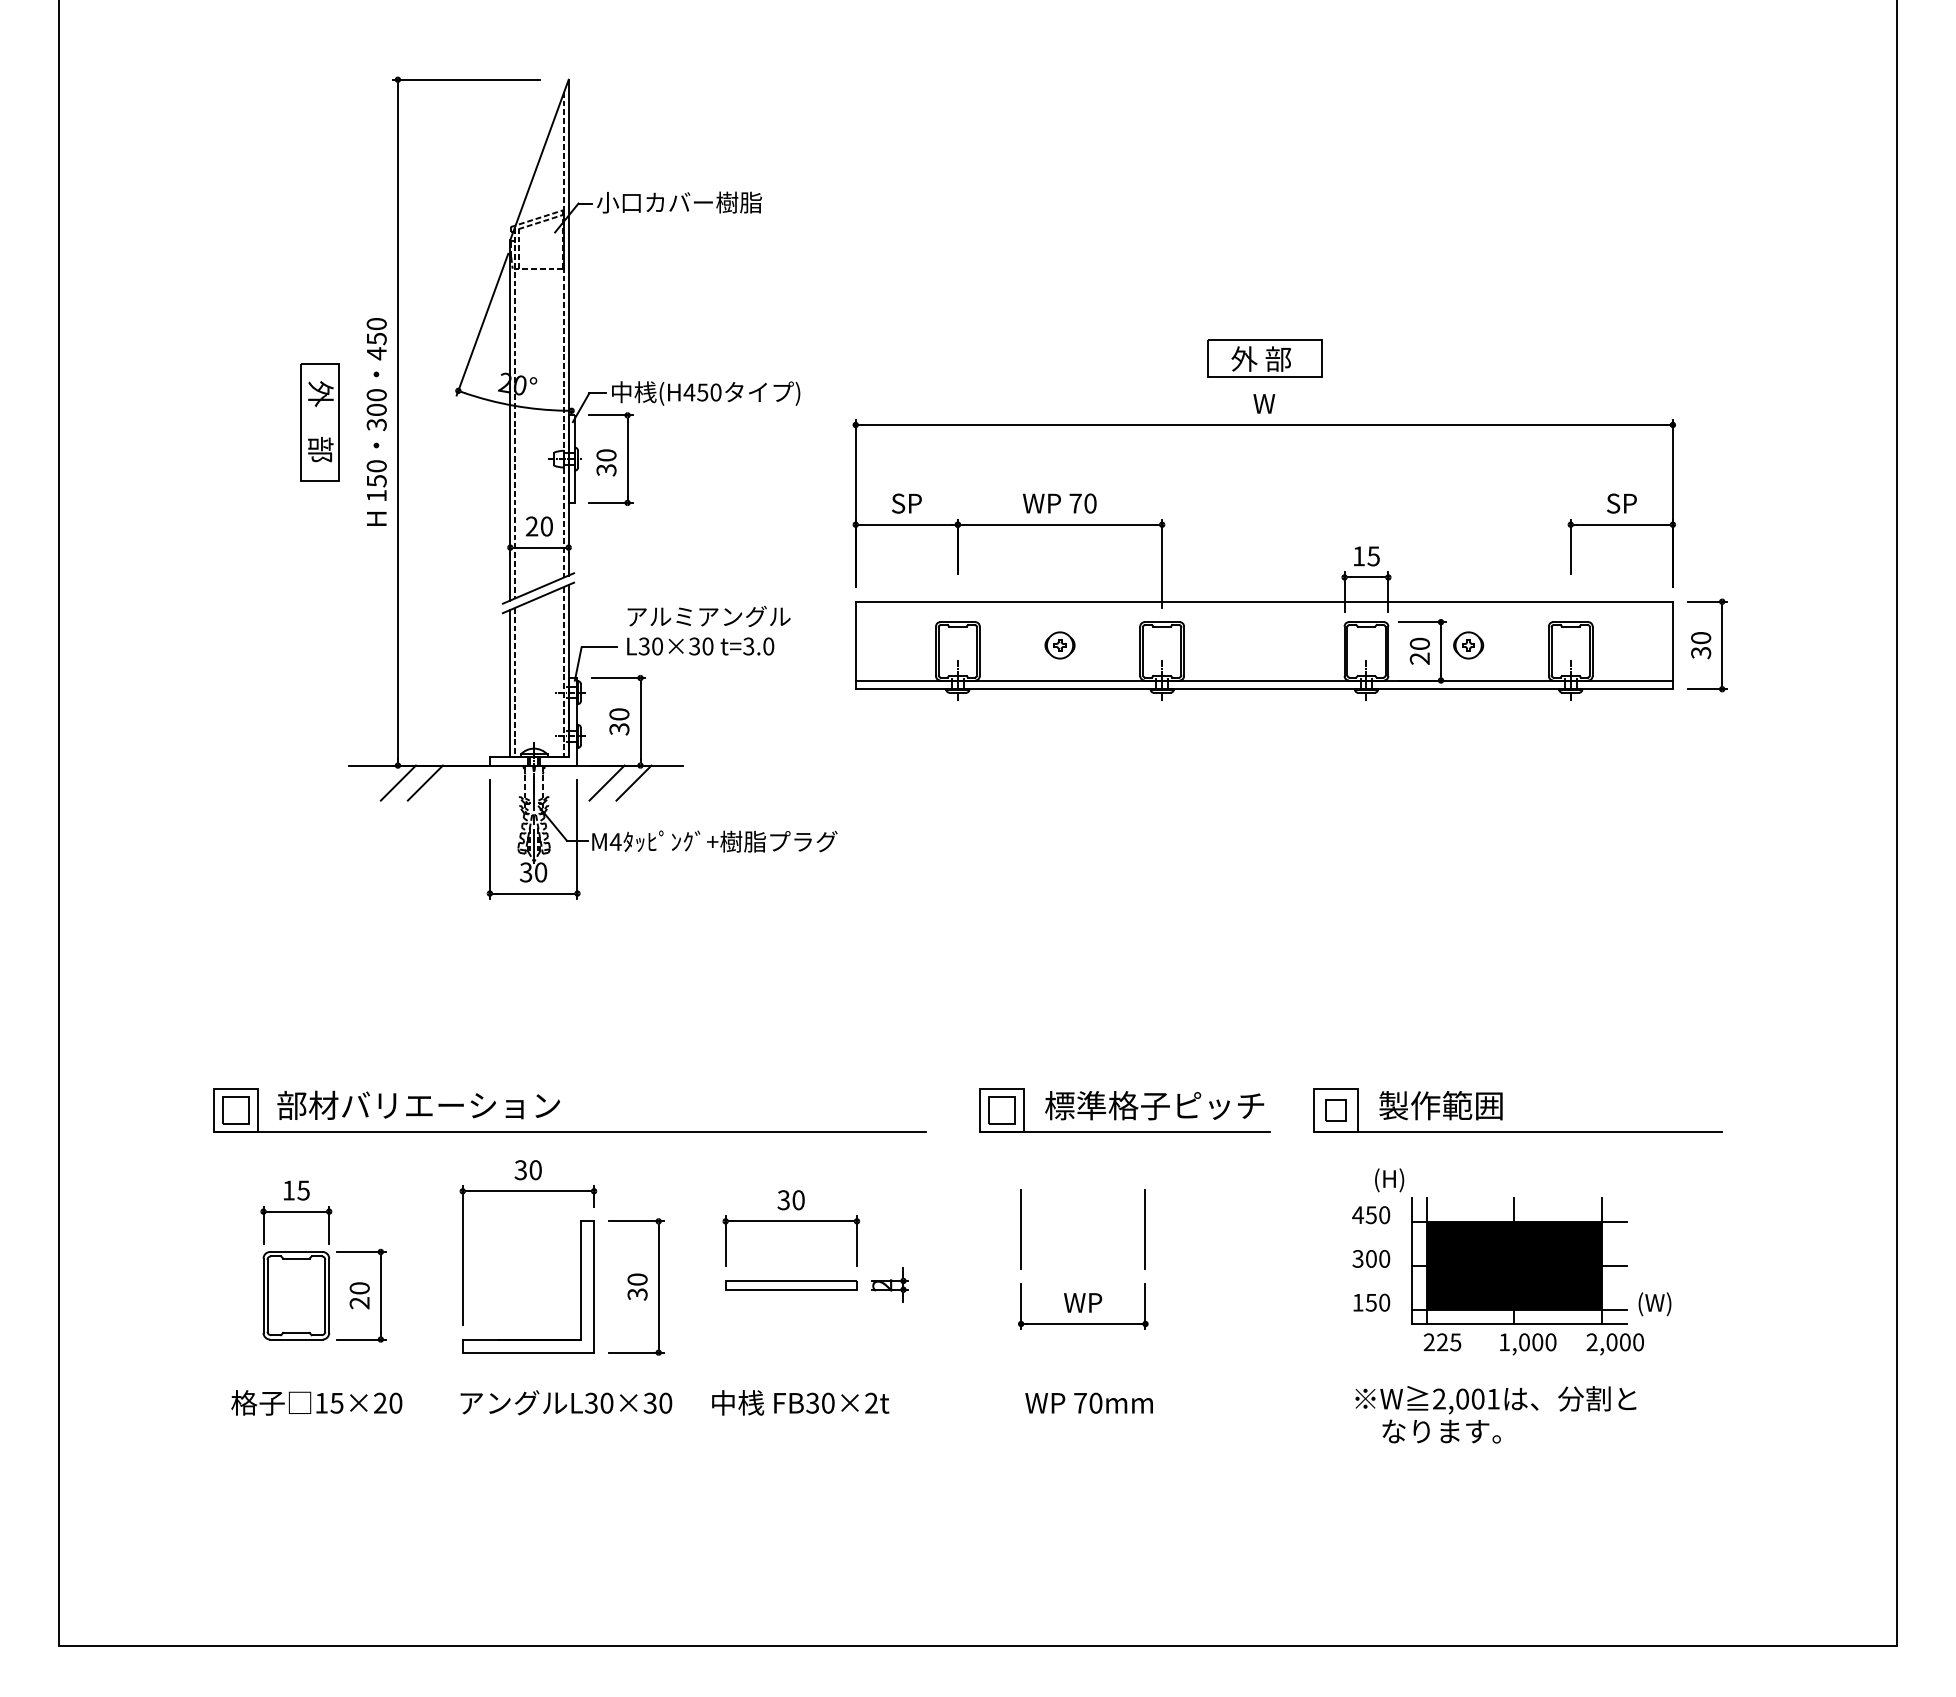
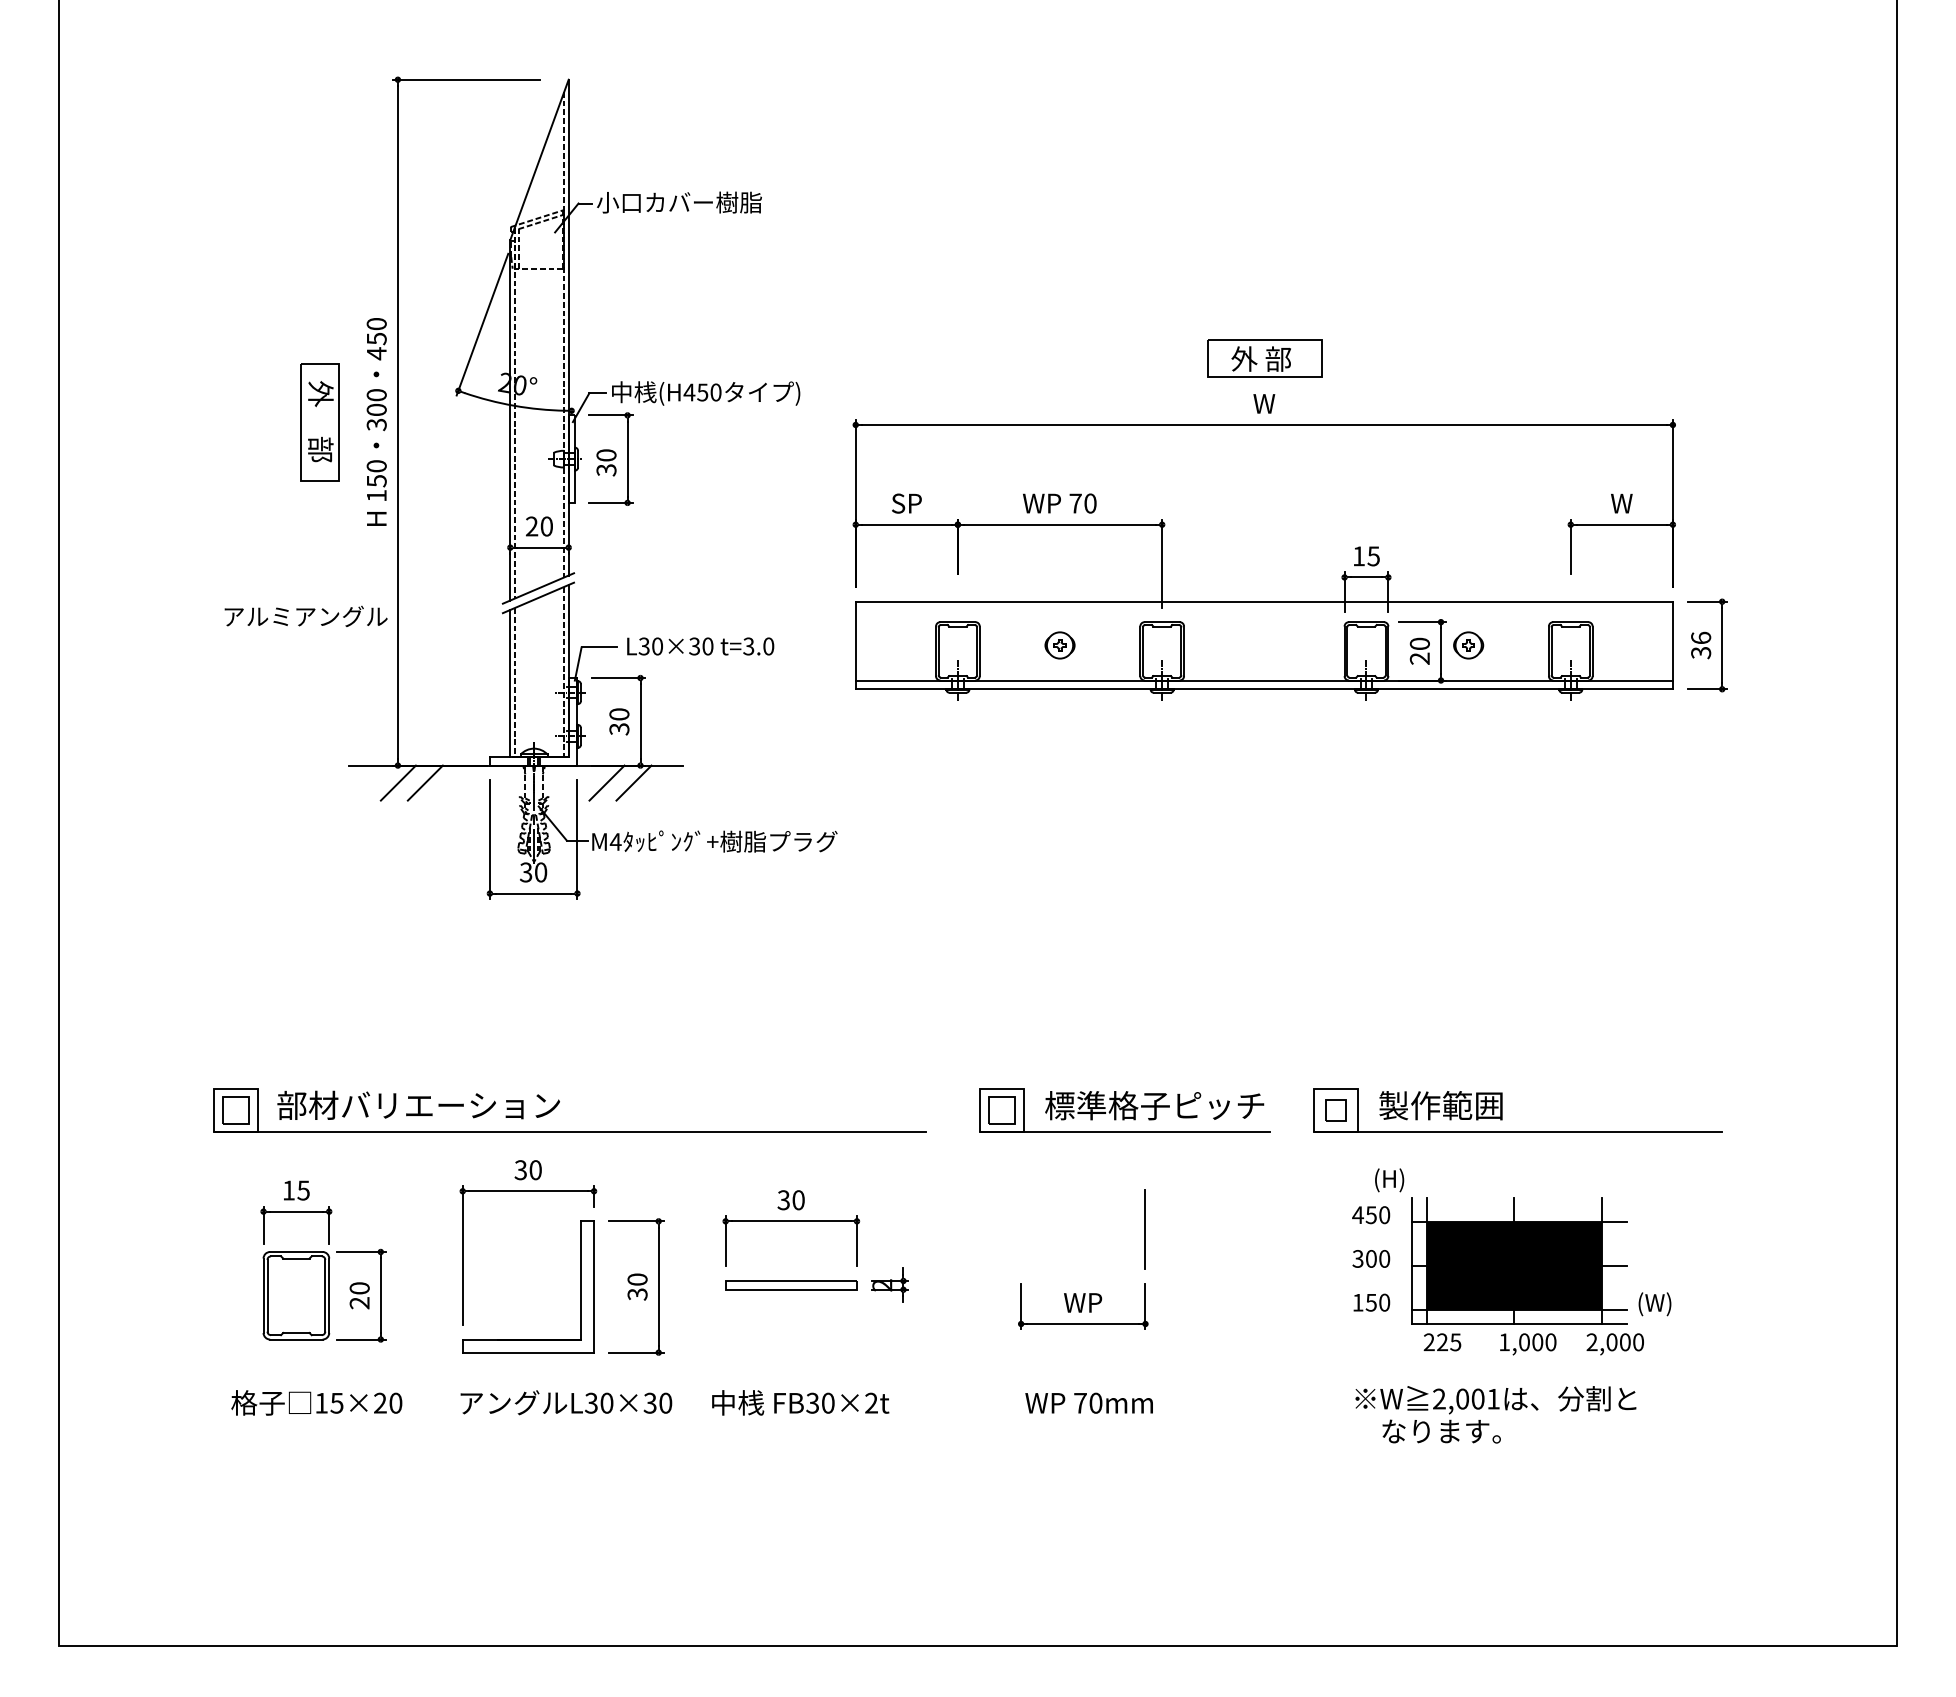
text: SP -> W (1621, 503)
text position: (708, 615) -> (305, 615) (305, 615)
text: 30 -> 36 (1701, 637)
line: present -> none (1021, 1229)
